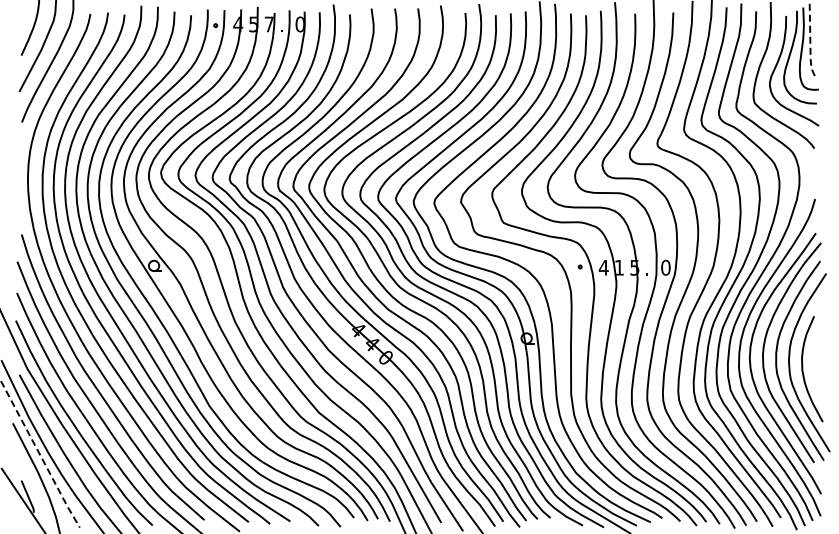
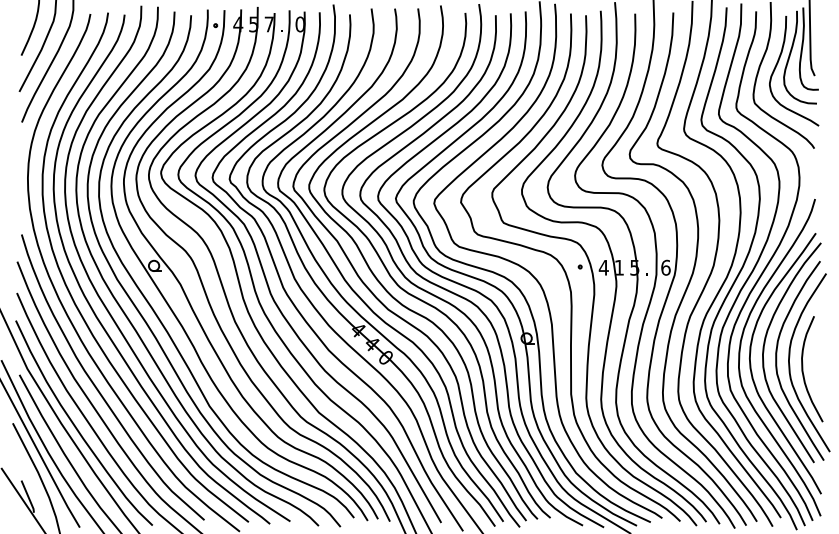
line: dashed -> solid (810, 39)
text: 0 -> 6 (665, 267)
line: dashed -> solid (40, 454)
